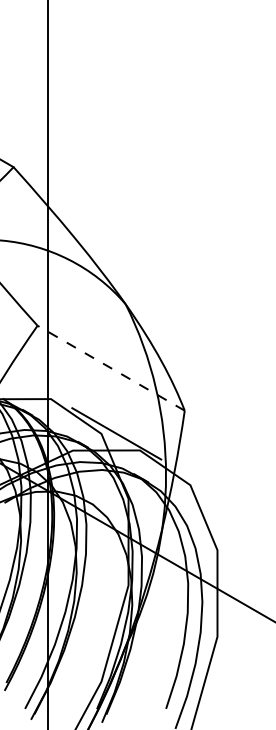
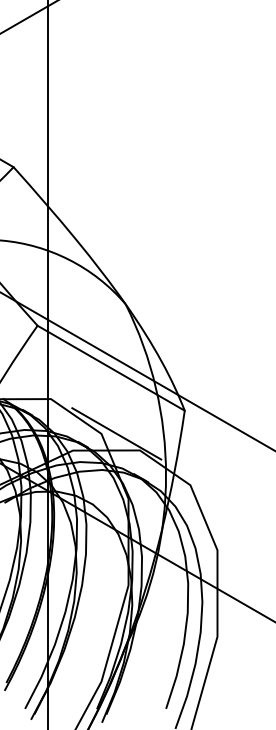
line: none -> present (28, 17)
line: dashed -> solid (111, 368)
line: none -> present (137, 371)
